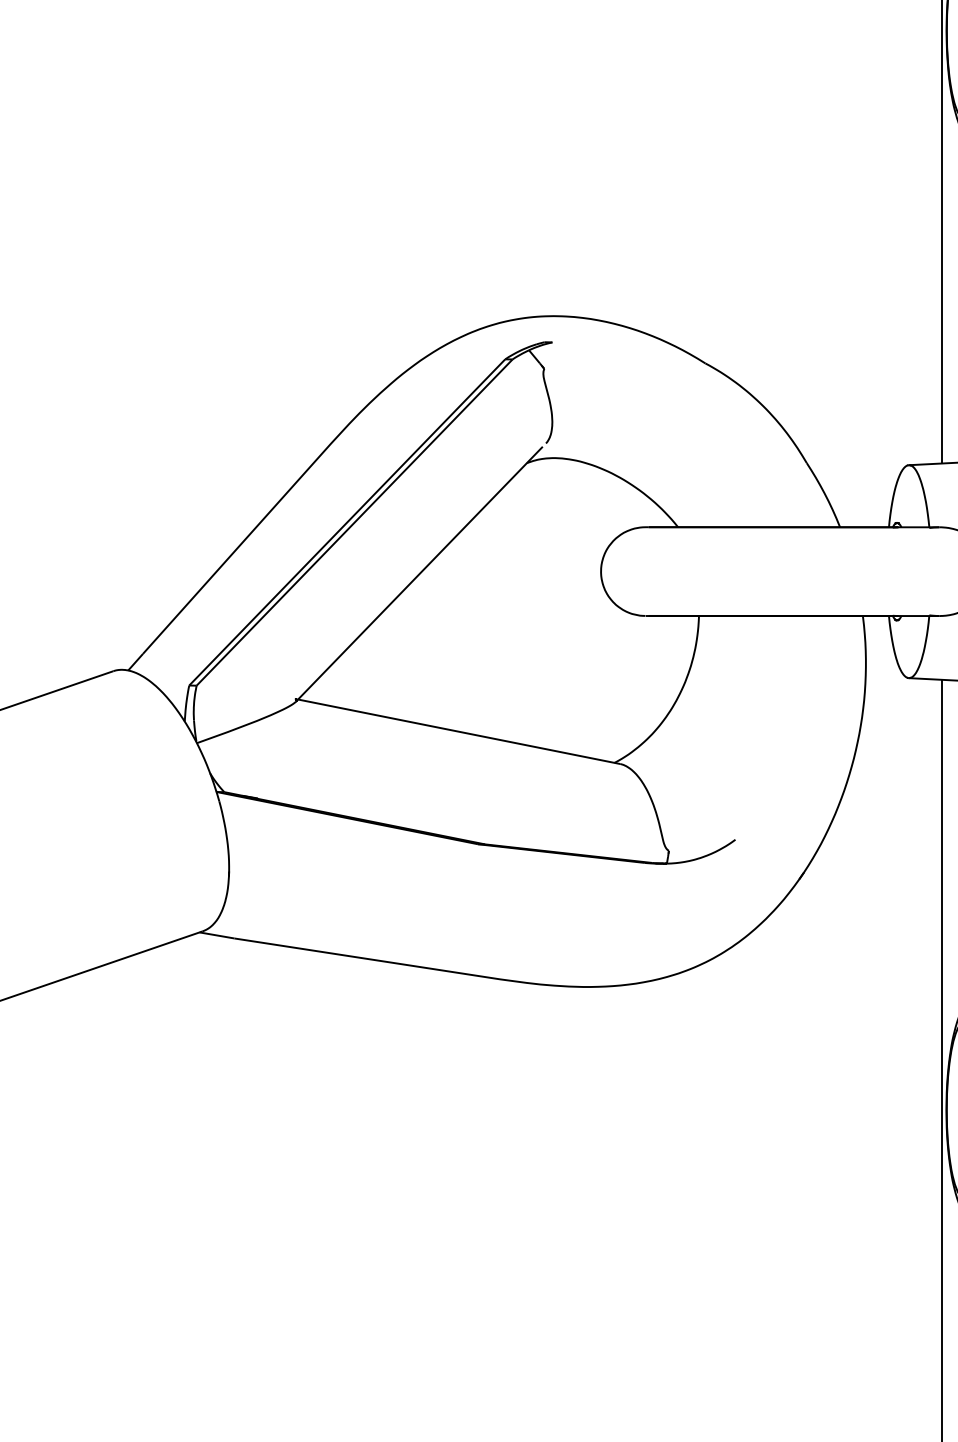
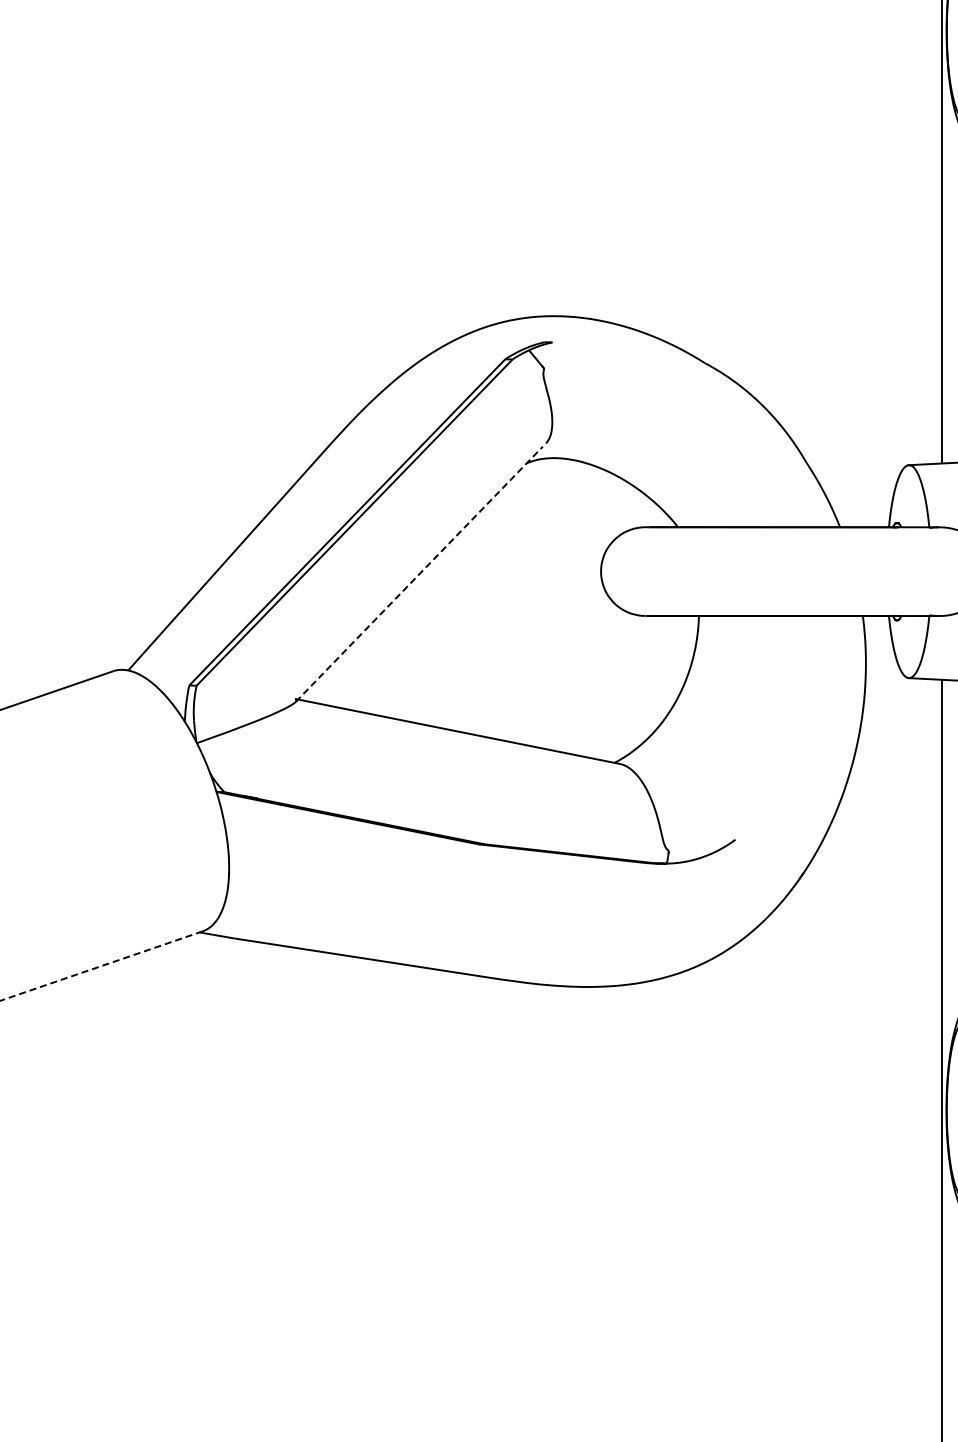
line: solid -> dashed (419, 574)
line: solid -> dashed (101, 966)
